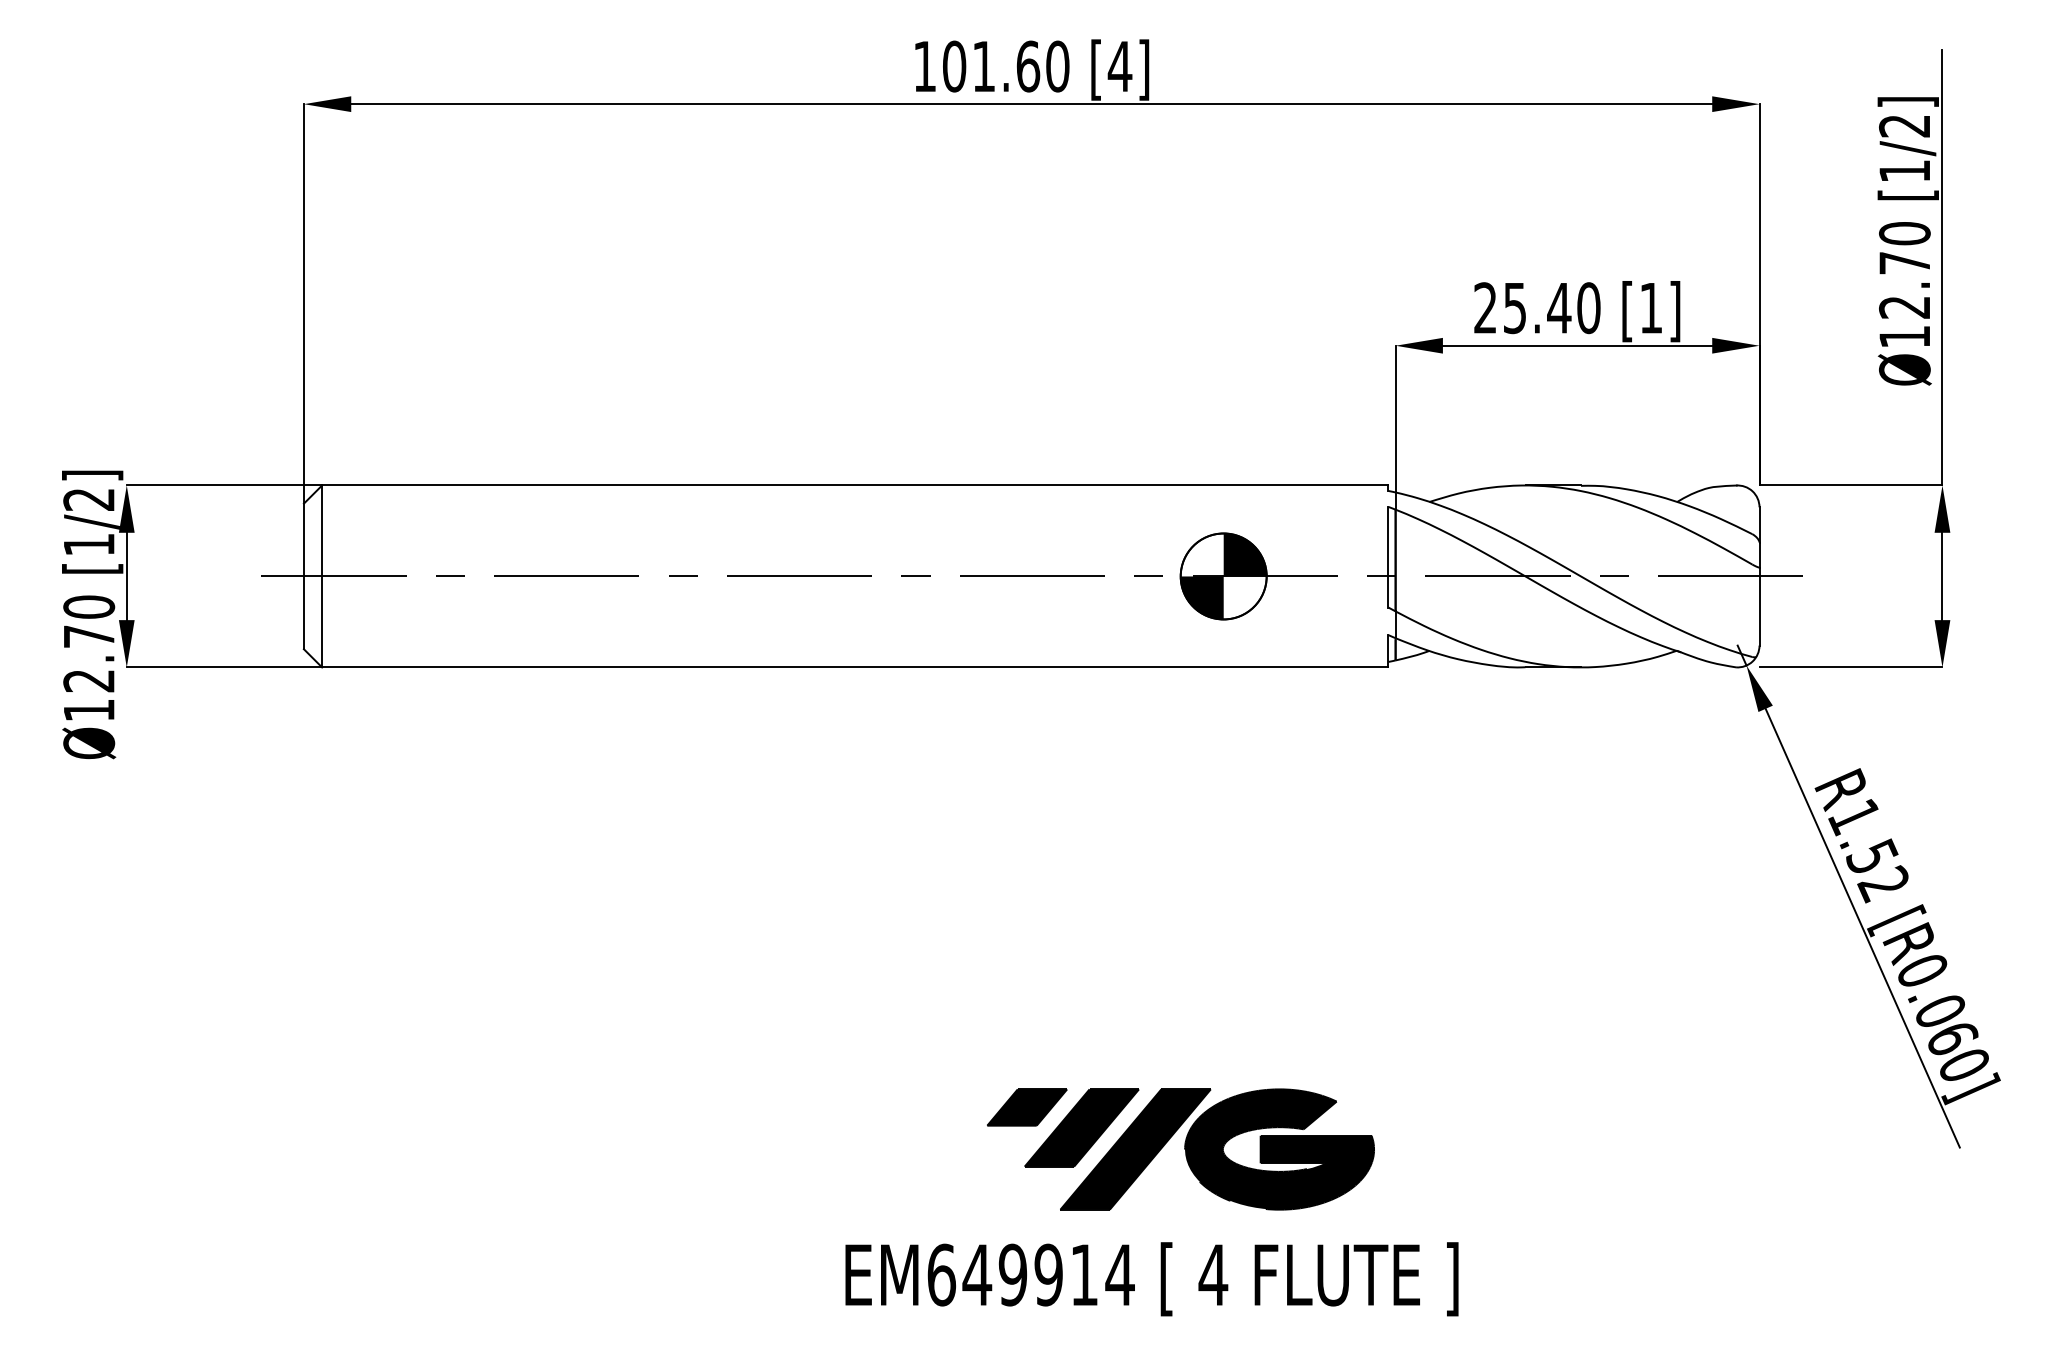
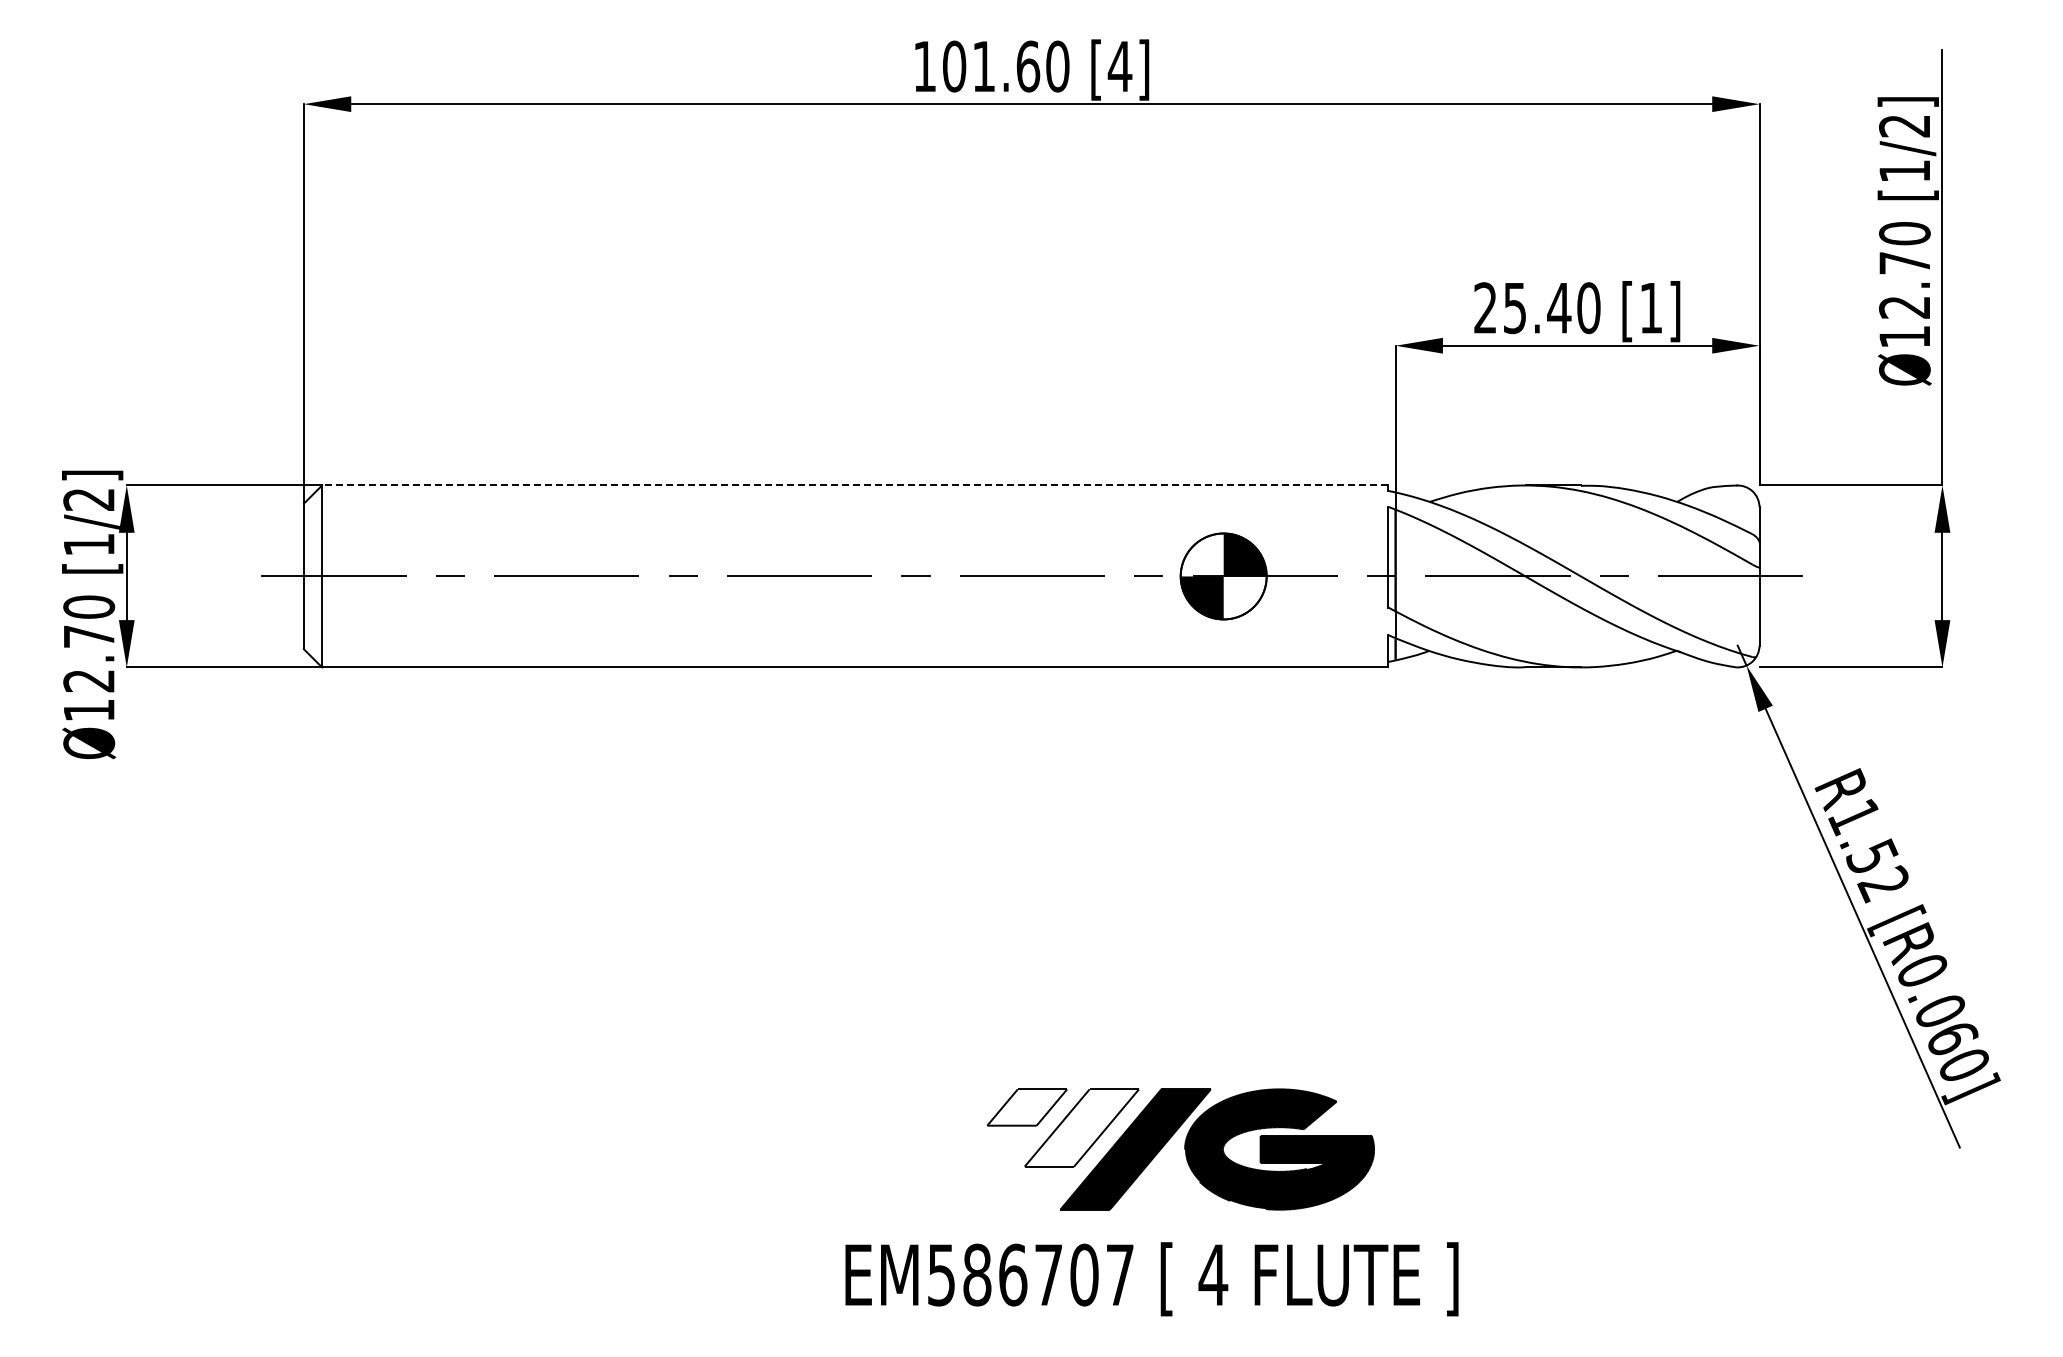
line: solid -> dashed (854, 485)
fill: present -> none (1027, 1107)
fill: present -> none (1081, 1127)
text: EM649914 -> EM586707 (1030, 1274)
